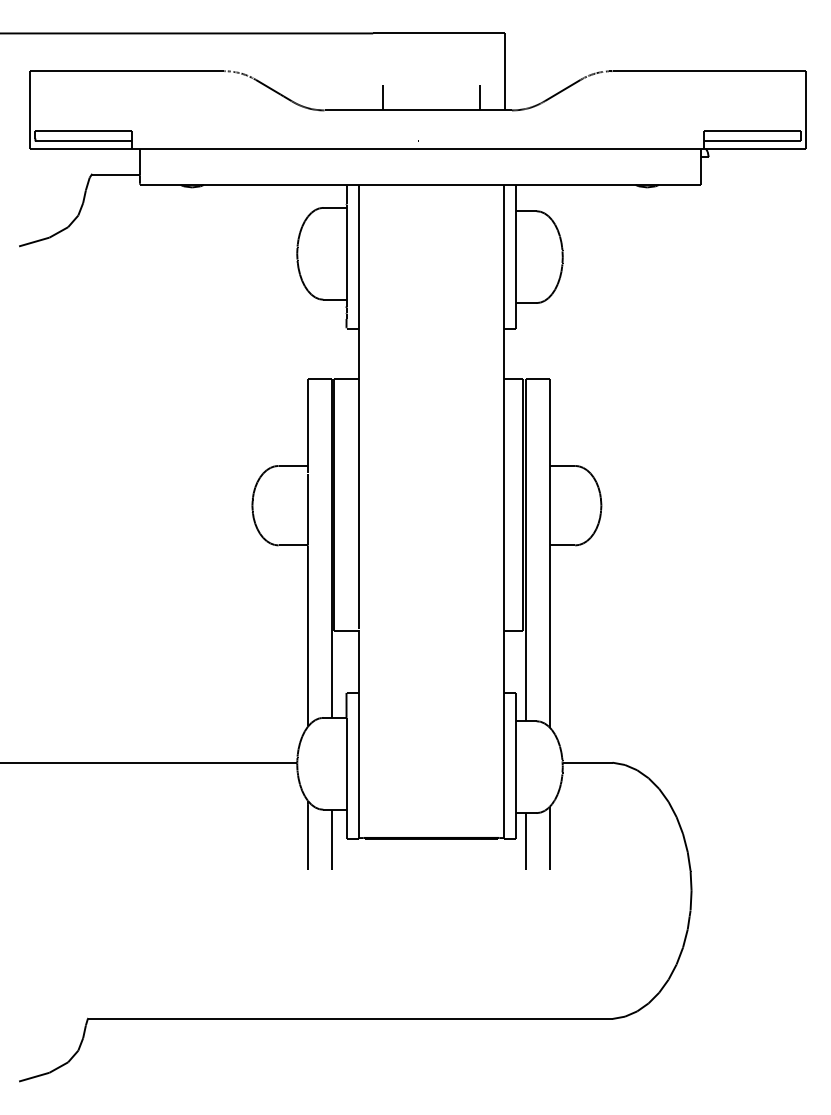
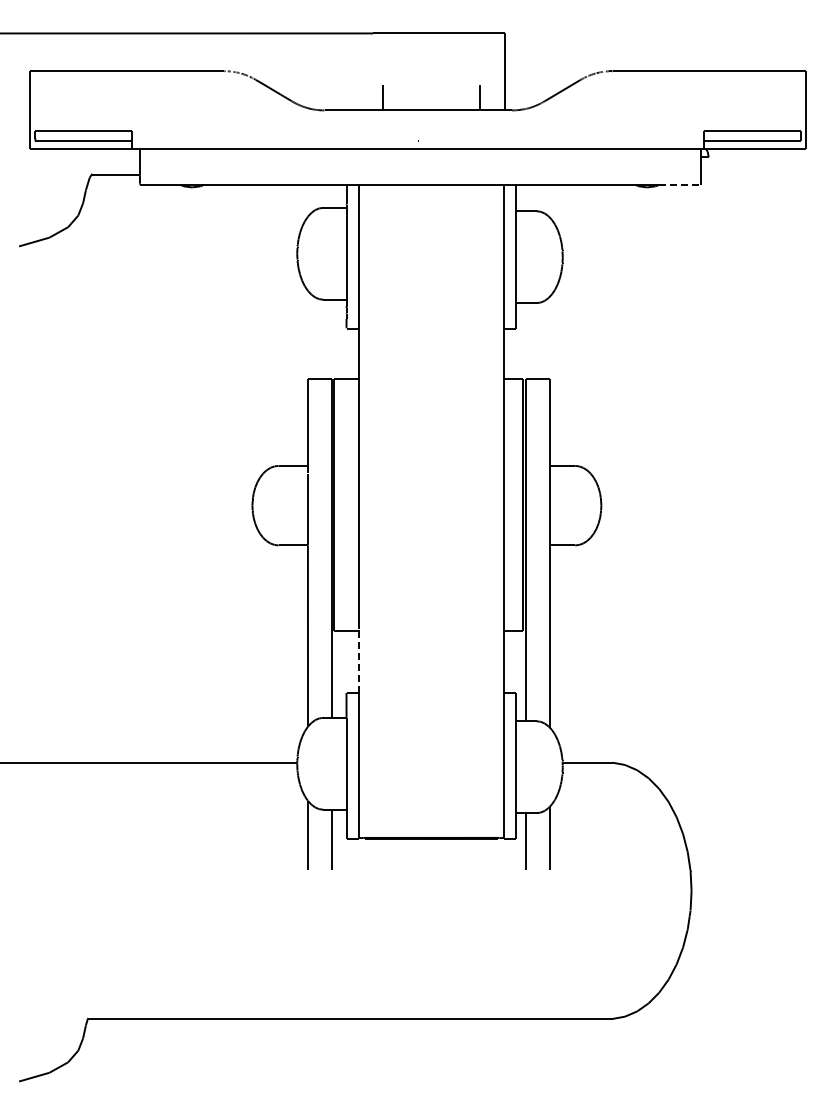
line: solid -> dashed (679, 184)
line: solid -> dashed (358, 662)
